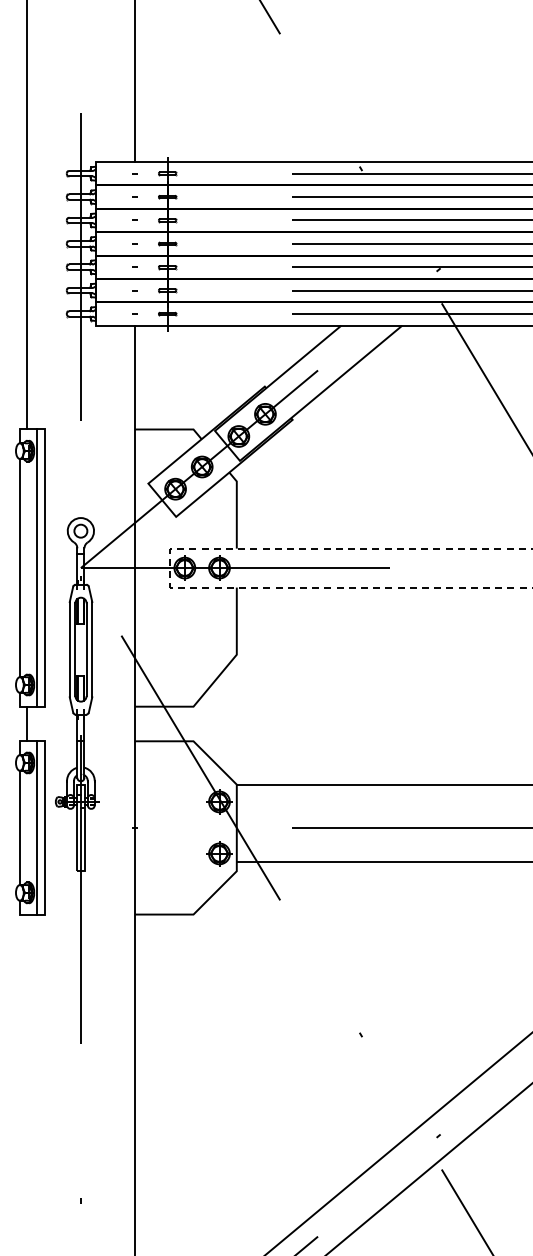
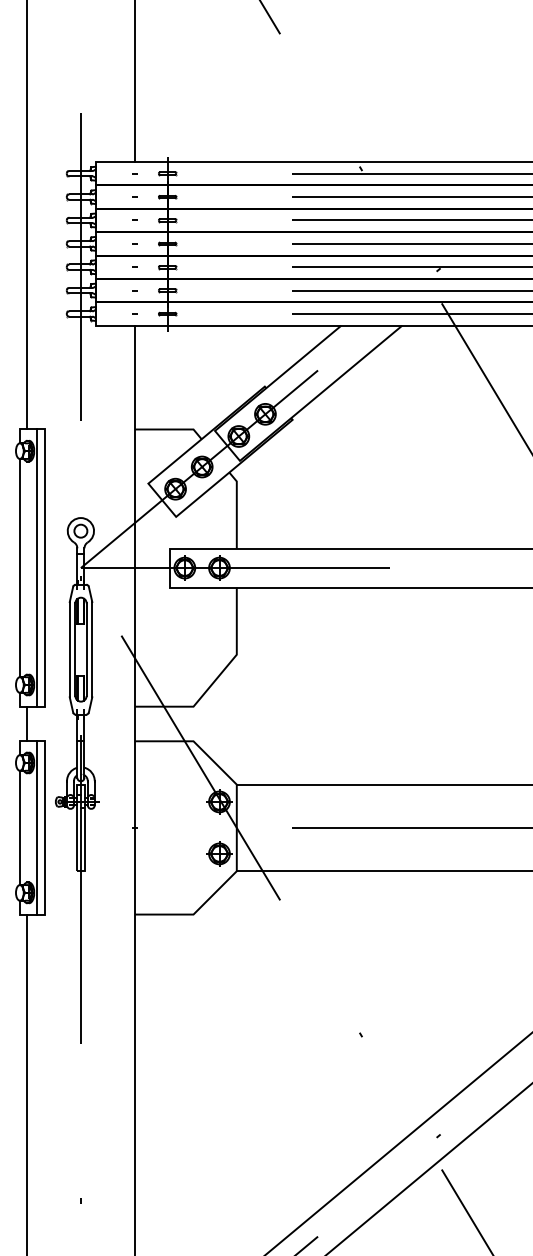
line: dashed -> solid (170, 568)
line position: (382, 862) -> (382, 871) (382, 871)
line: none -> present (26, 1083)
